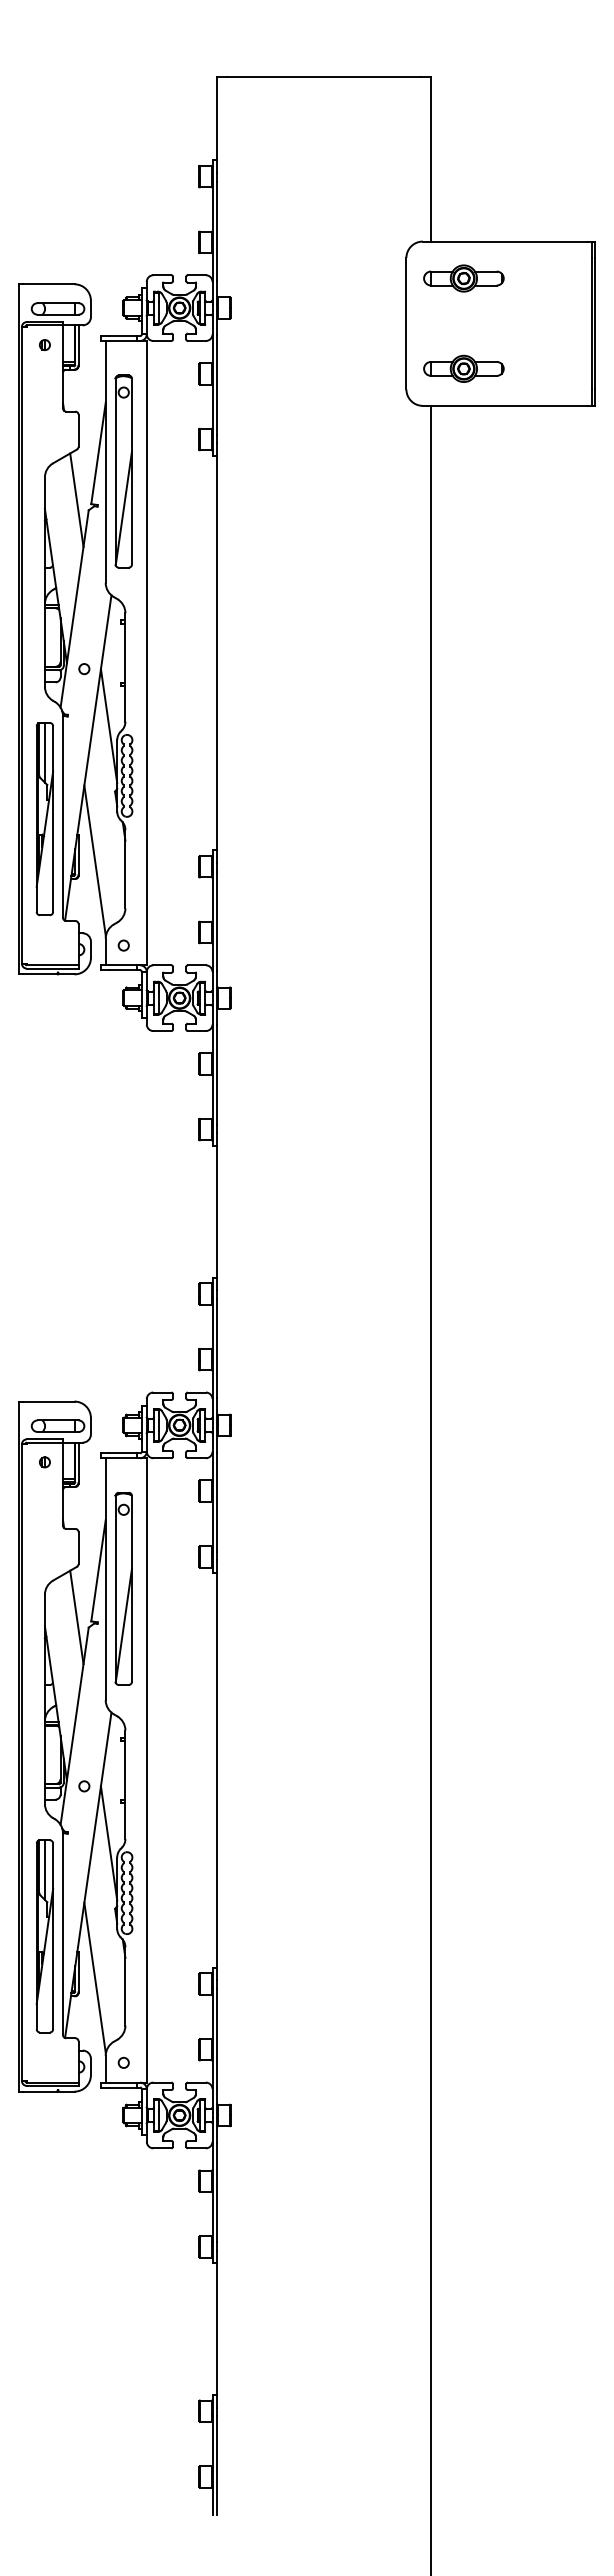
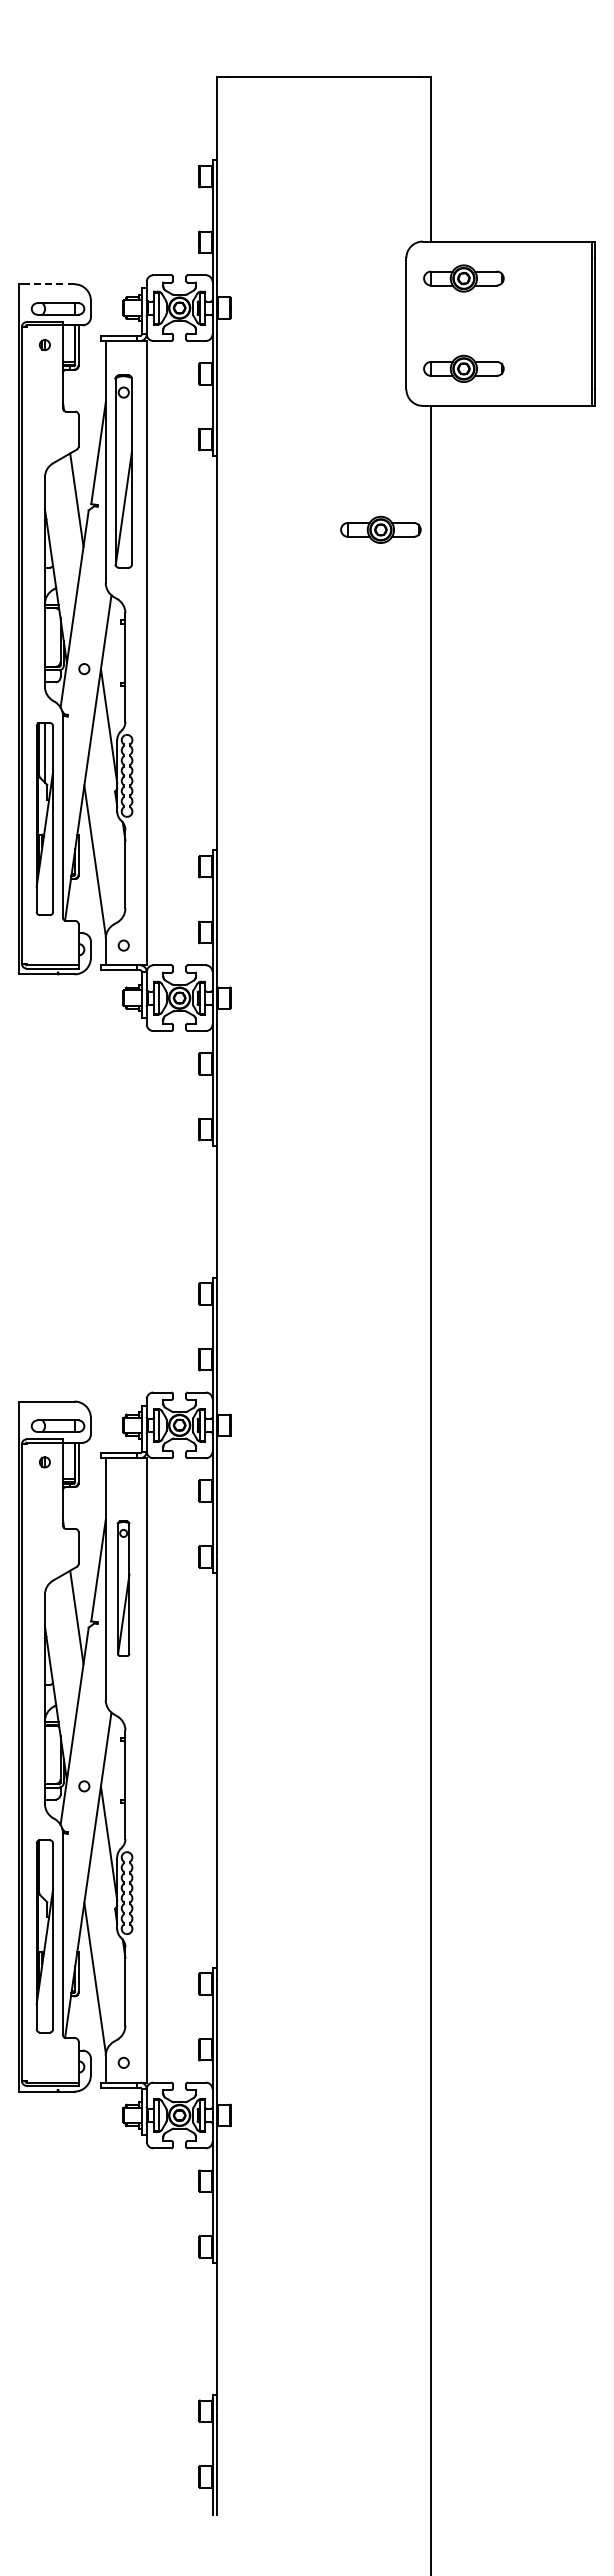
line: solid -> dashed (48, 284)
part: none -> present (380, 529)
part size: 19x195 px -> 15x137 px (123, 1588)
line: present -> none (44, 1869)
